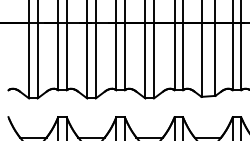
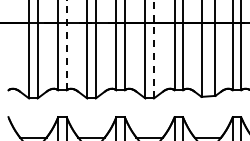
line: solid -> dashed (66, 45)
line: solid -> dashed (153, 49)
